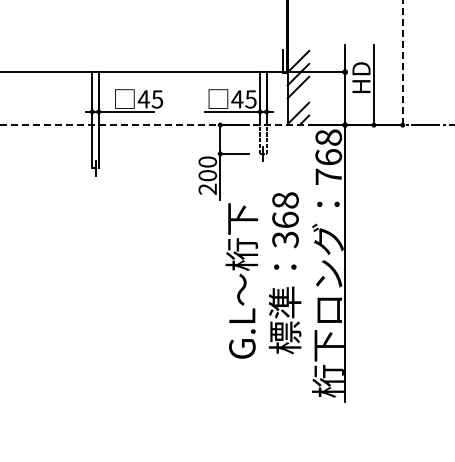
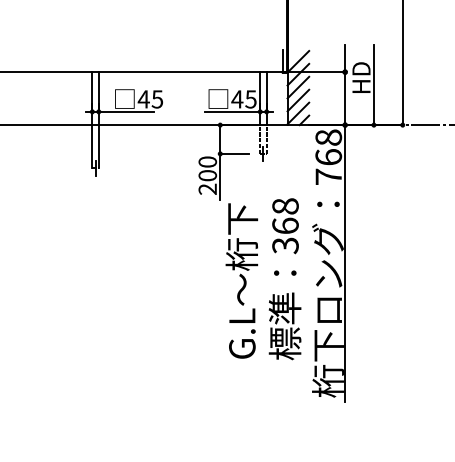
line: dashed -> solid (402, 62)
line: none -> present (298, 100)
line: dashed -> solid (155, 125)
text position: (284, 273) -> (284, 279) (284, 279)
